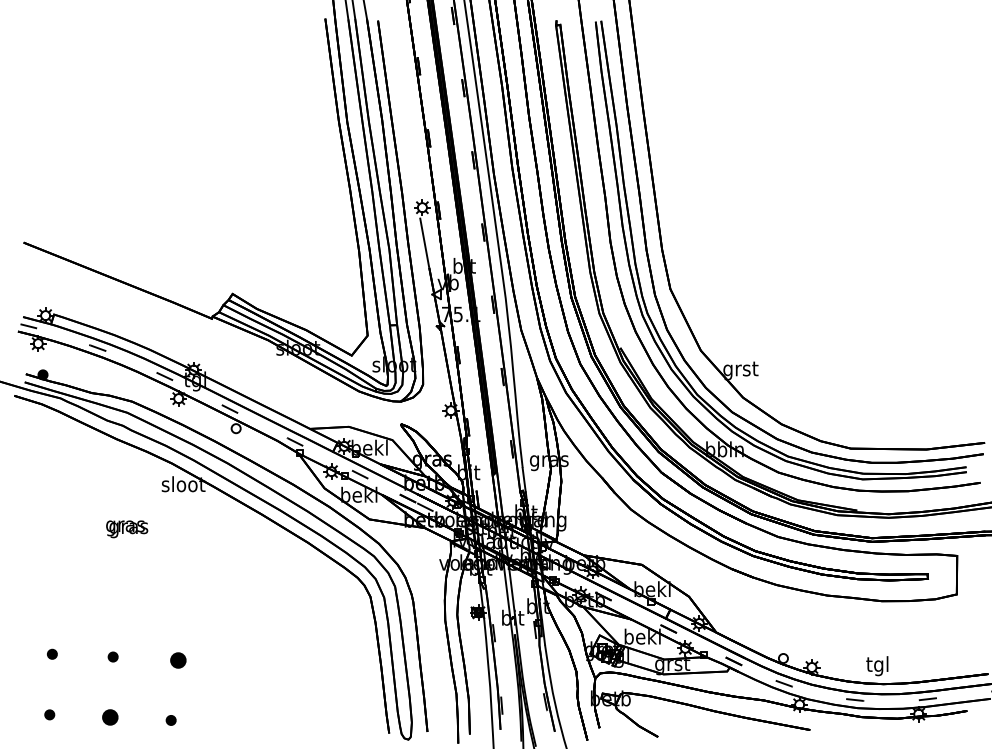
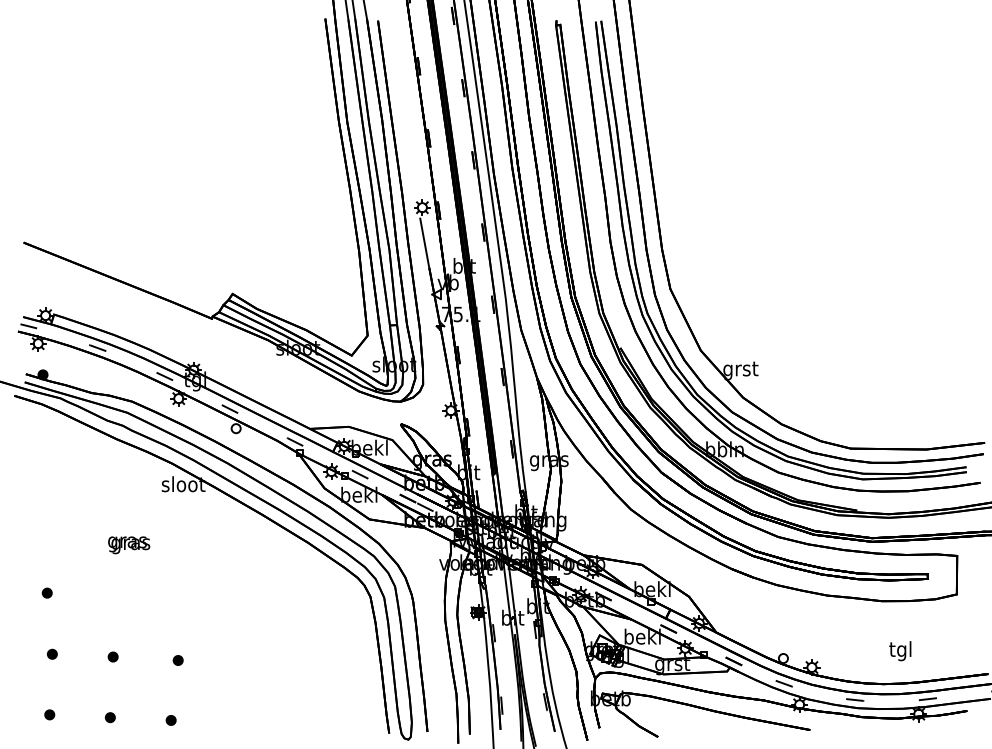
text position: (127, 529) -> (129, 545) (129, 545)
part: none -> present (46, 592)
part size: 17x17 px -> 12x11 px (177, 660)
text position: (877, 666) -> (900, 651) (900, 651)
part size: 17x17 px -> 11x12 px (110, 717)
